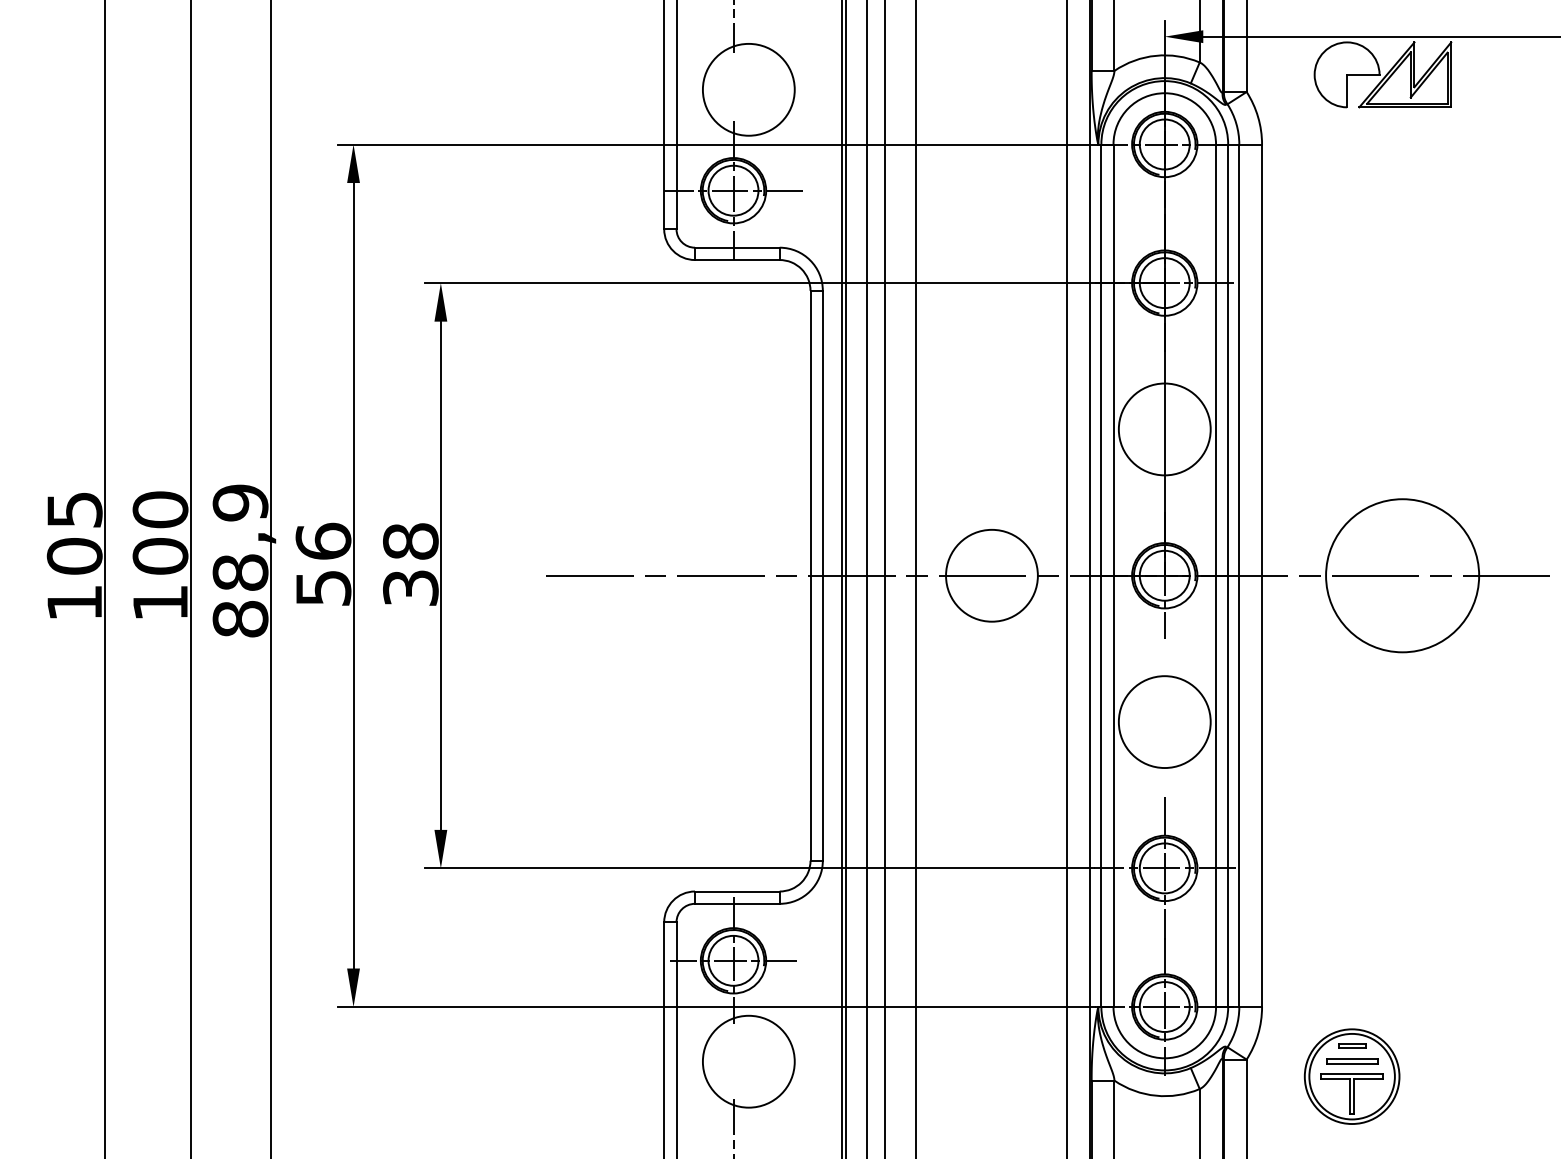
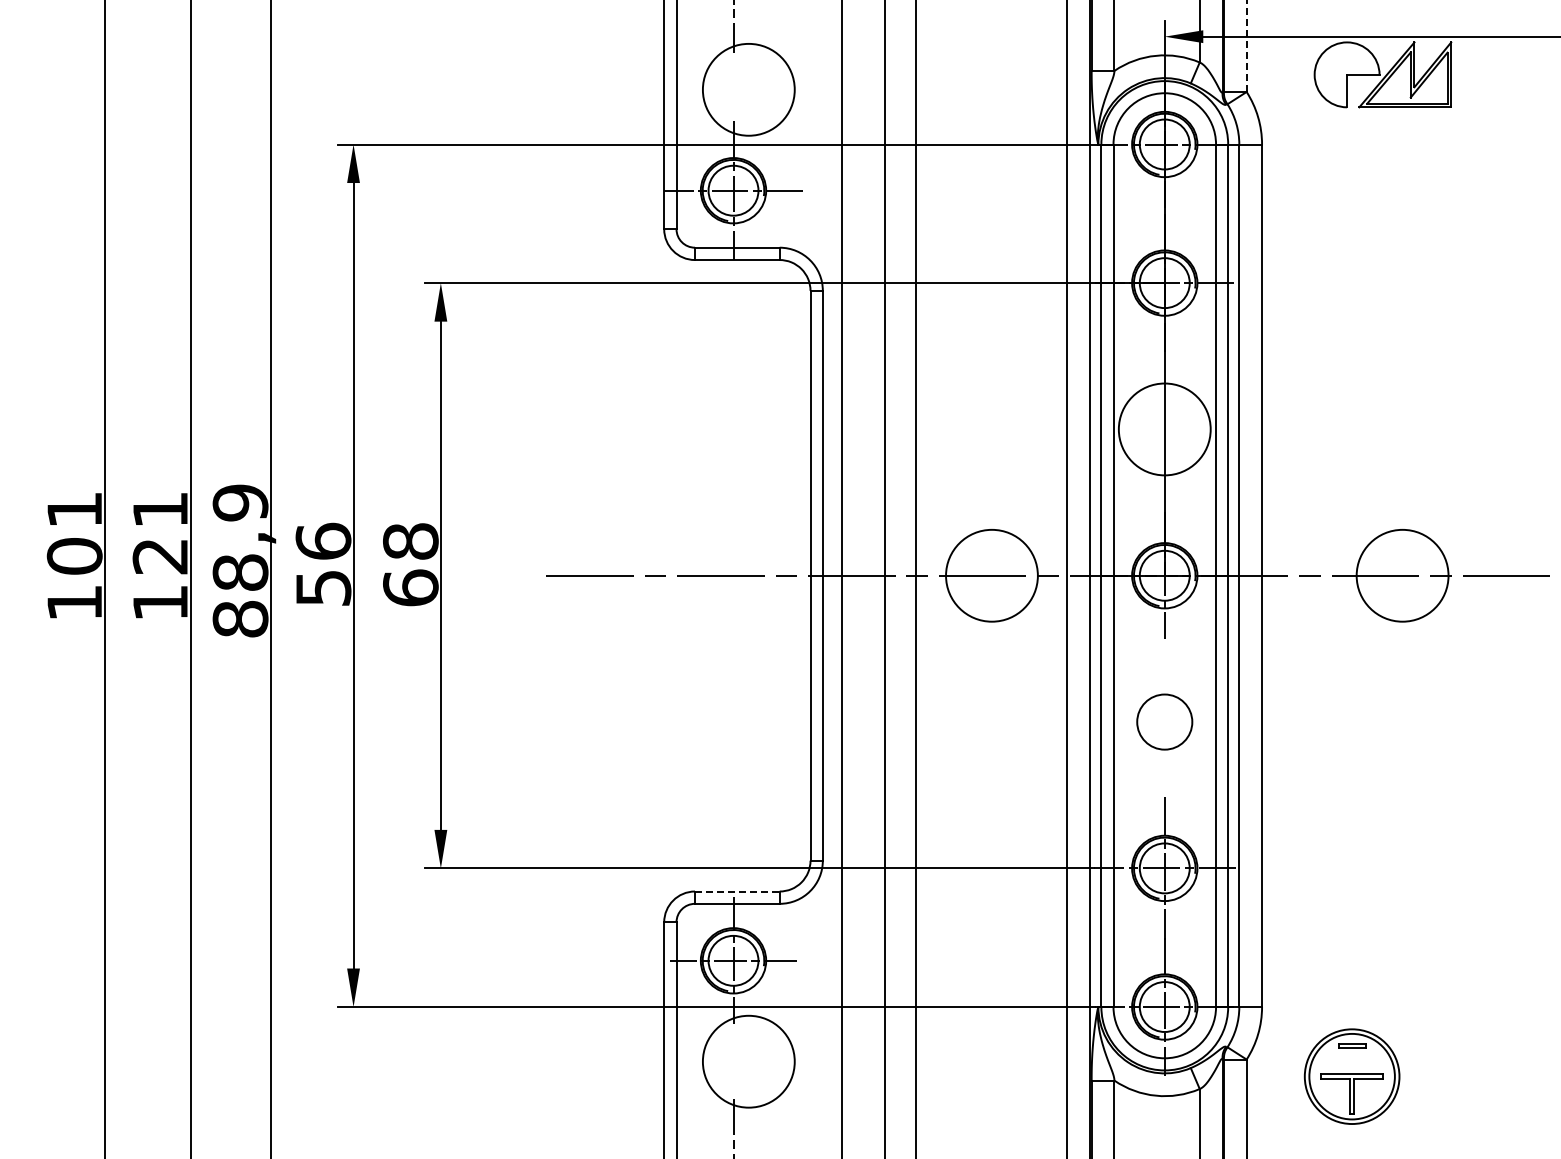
line: solid -> dashed (1246, 46)
text: 105 -> 101 (74, 509)
text: 100 -> 121 (160, 532)
circle diameter: 153 px -> 92 px (1402, 575)
line: present -> none (845, 578)
line: present -> none (867, 578)
text: 38 -> 68 (410, 587)
circle diameter: 92 px -> 55 px (1164, 721)
line: solid -> dashed (737, 891)
part: present -> none (1352, 1061)
